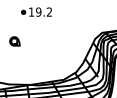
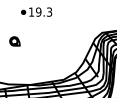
text: 19.2 -> 19.3 (49, 12)
